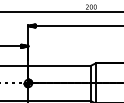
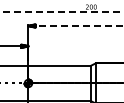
line: solid -> dashed (62, 11)
line: solid -> dashed (76, 26)
